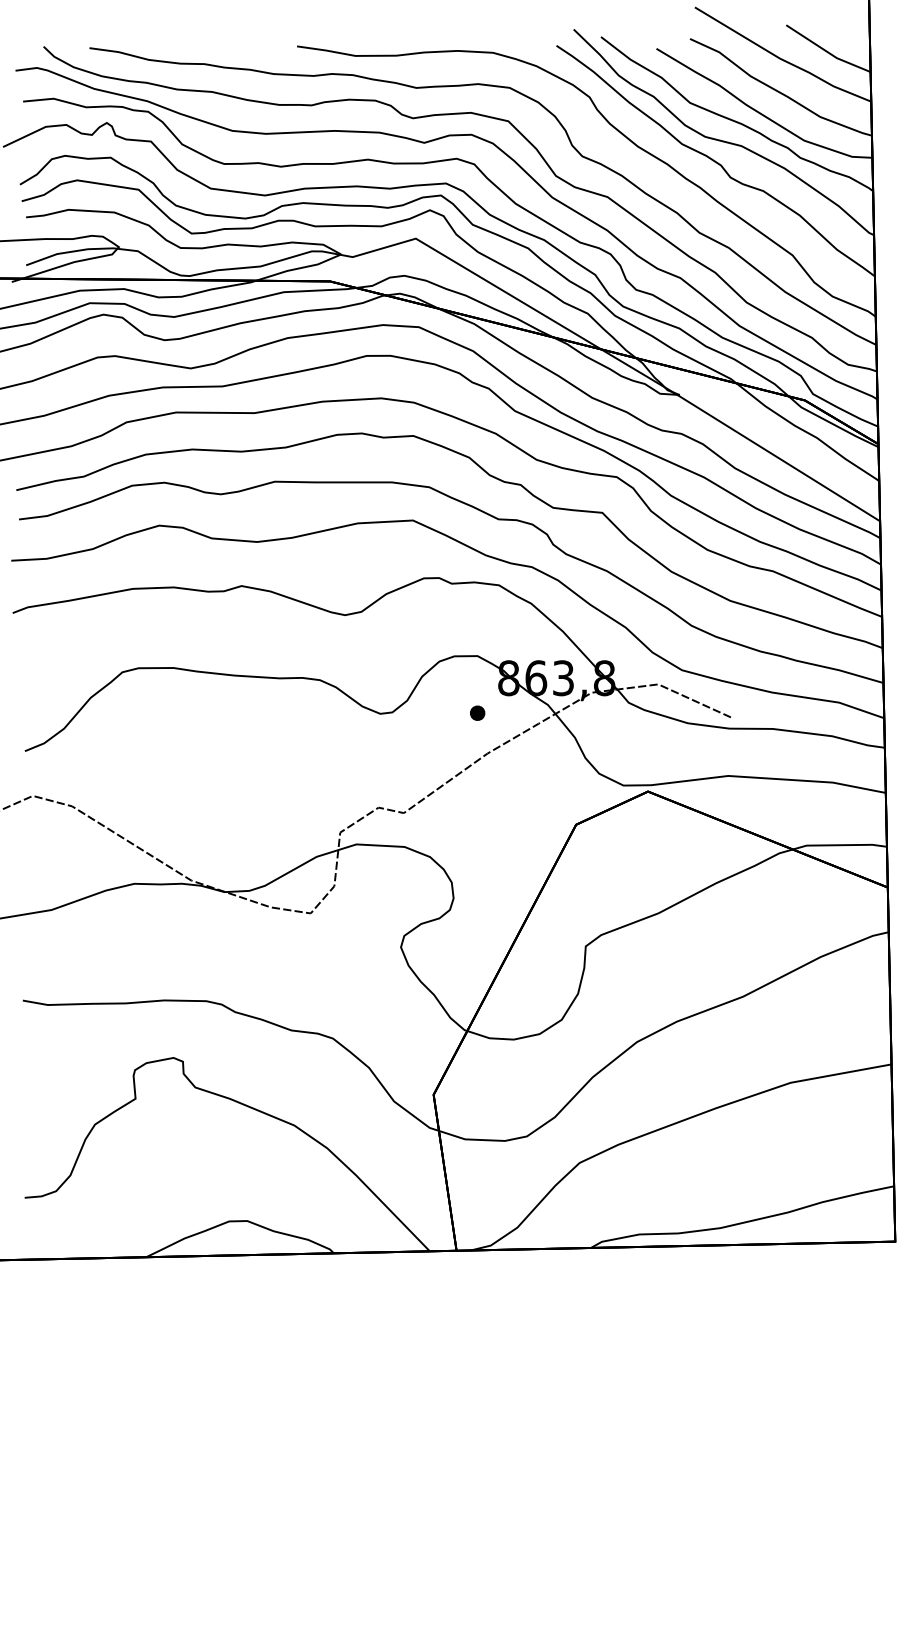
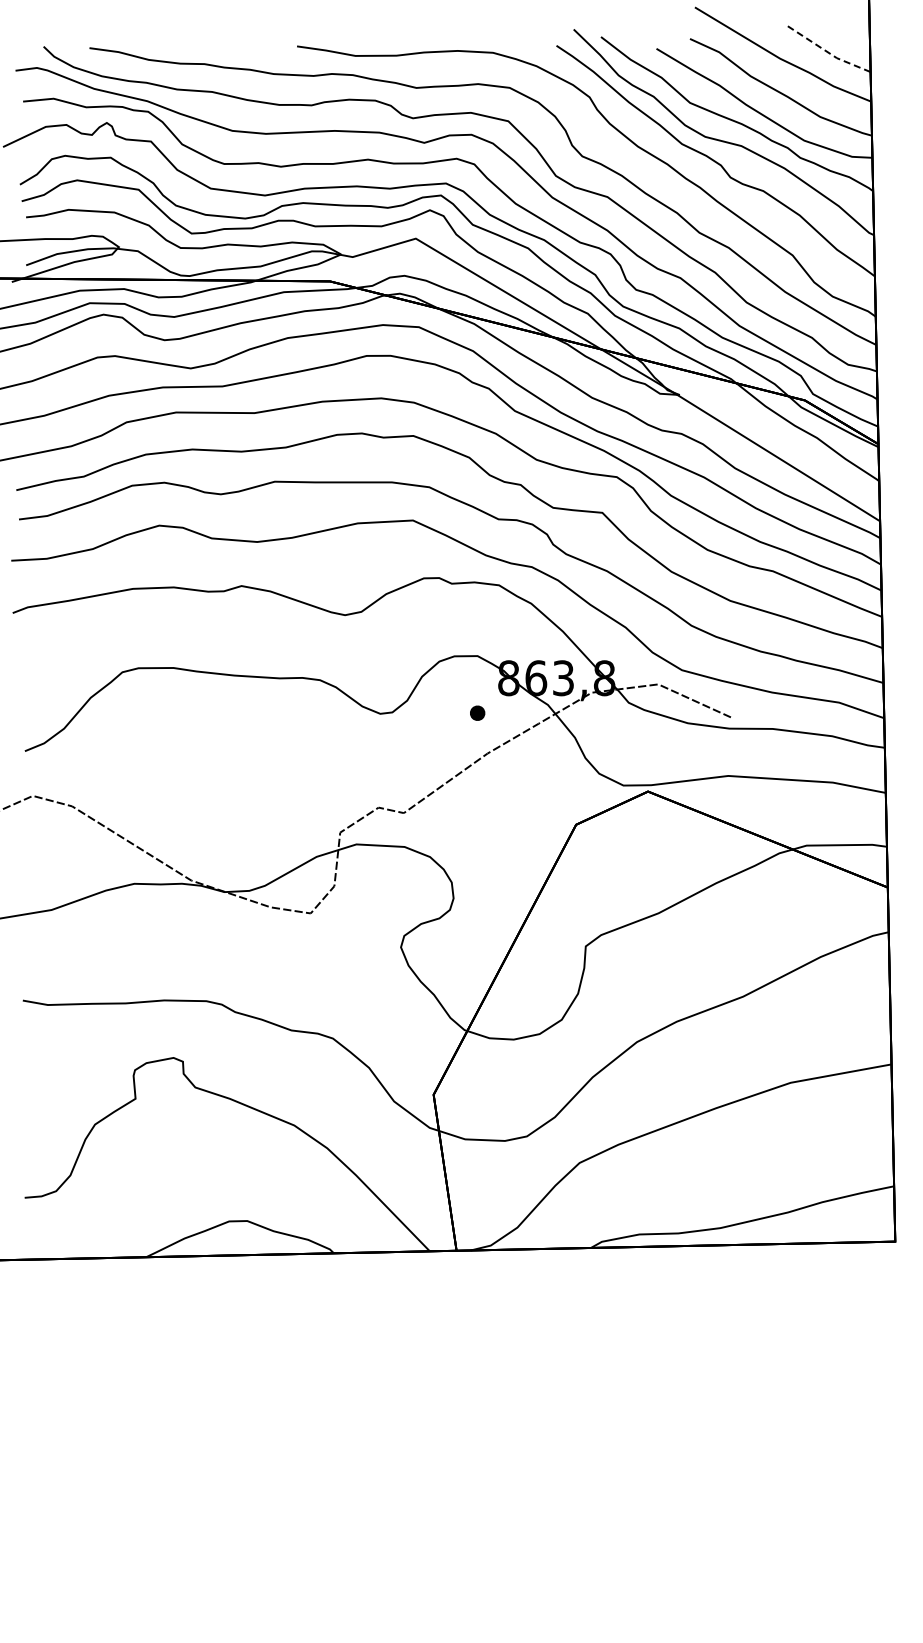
line: solid -> dashed (827, 51)
